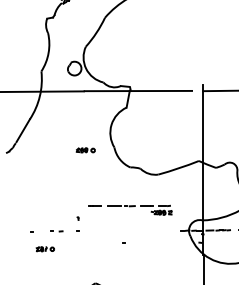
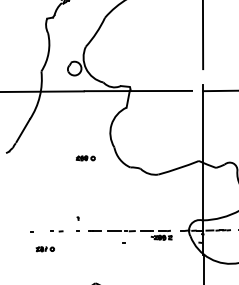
line: none -> present (202, 35)
part position: (85, 150) -> (85, 158) (85, 158)
part position: (130, 209) -> (130, 234) (130, 234)
